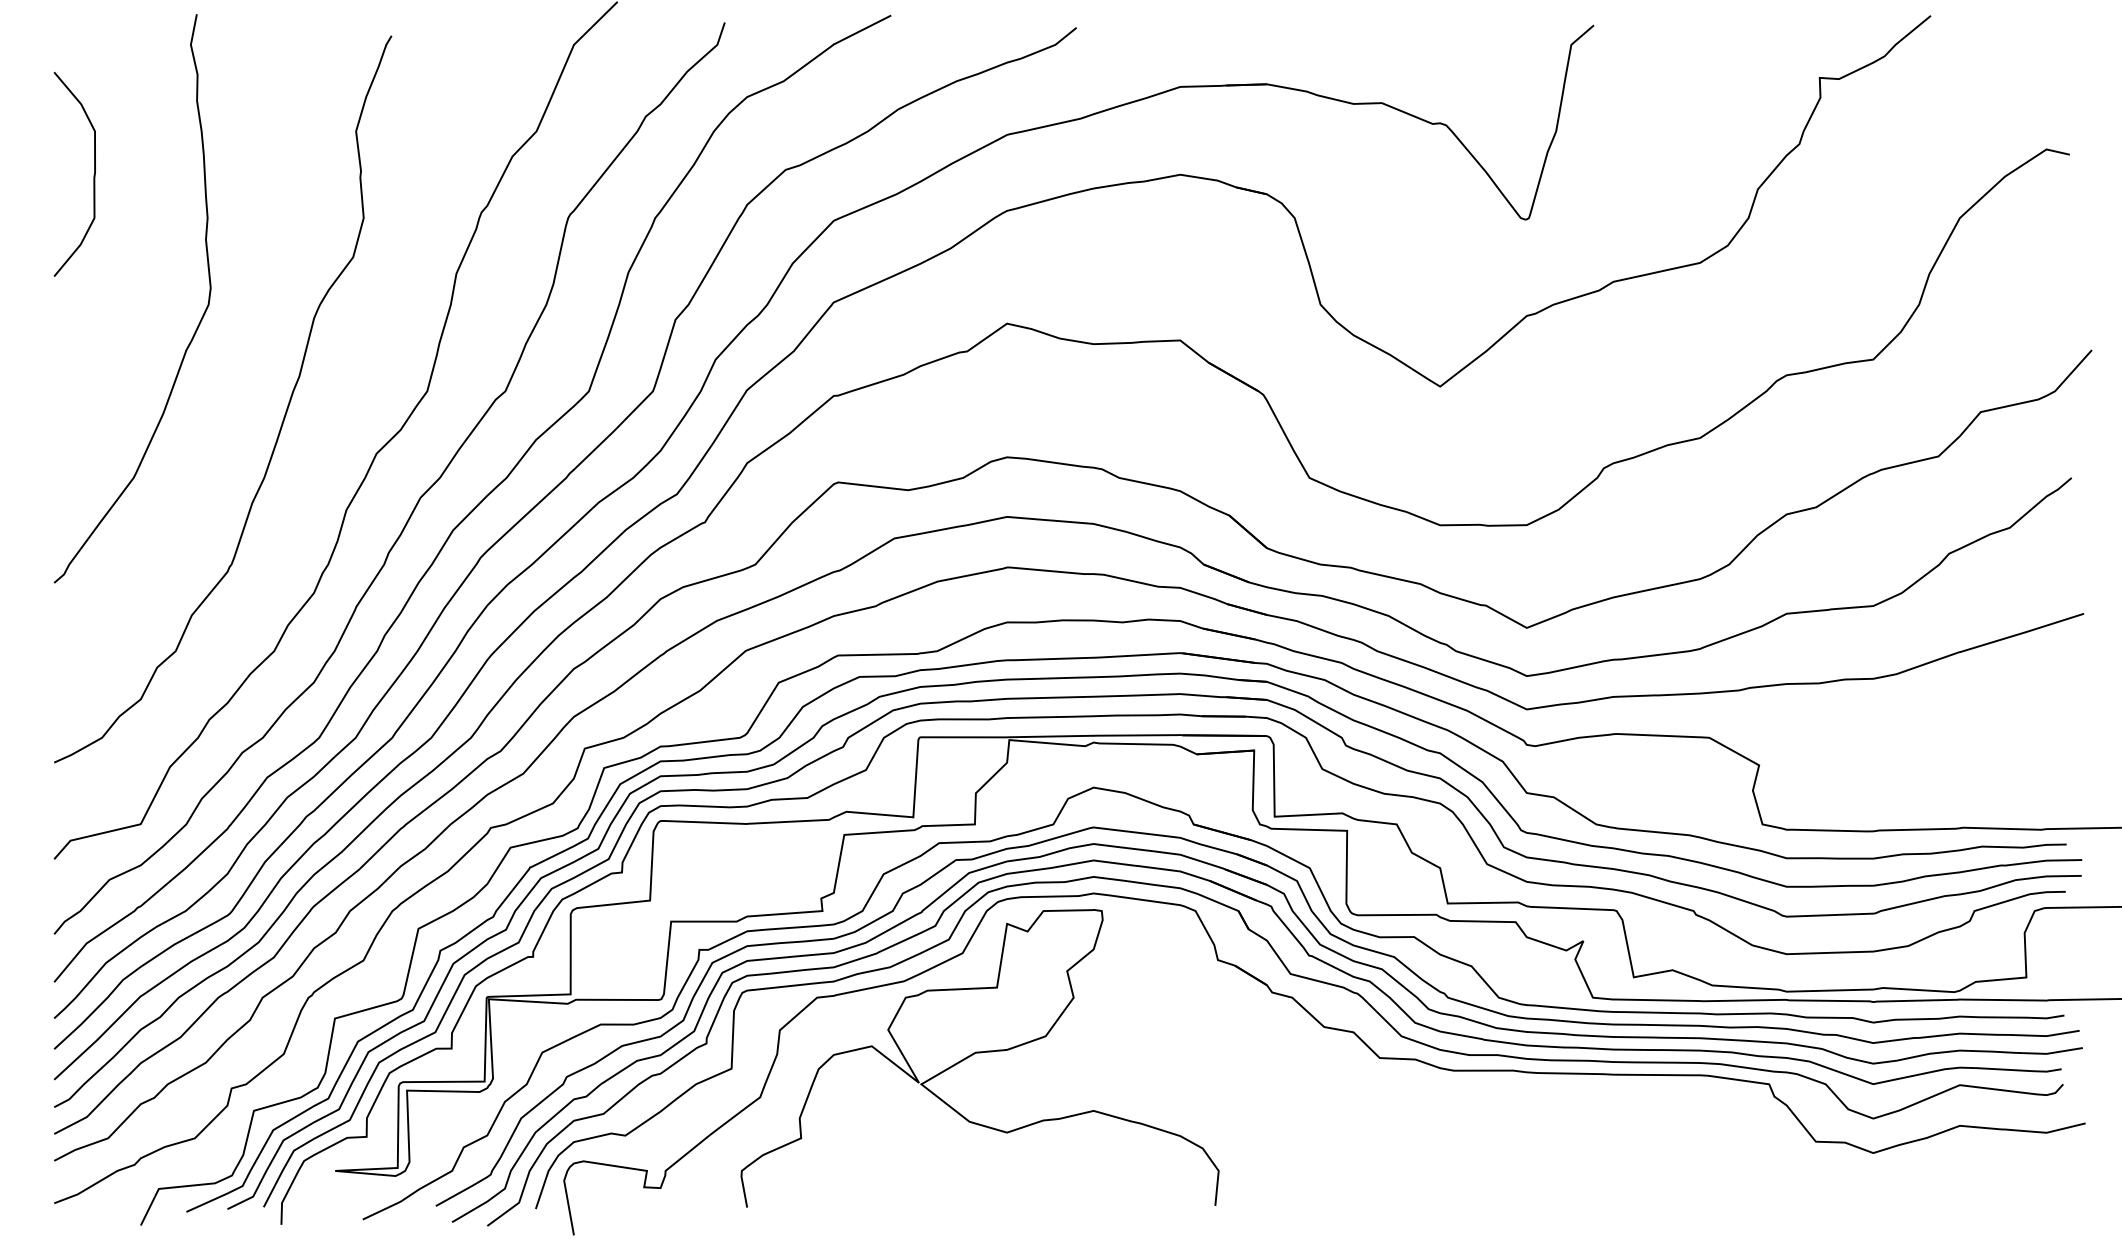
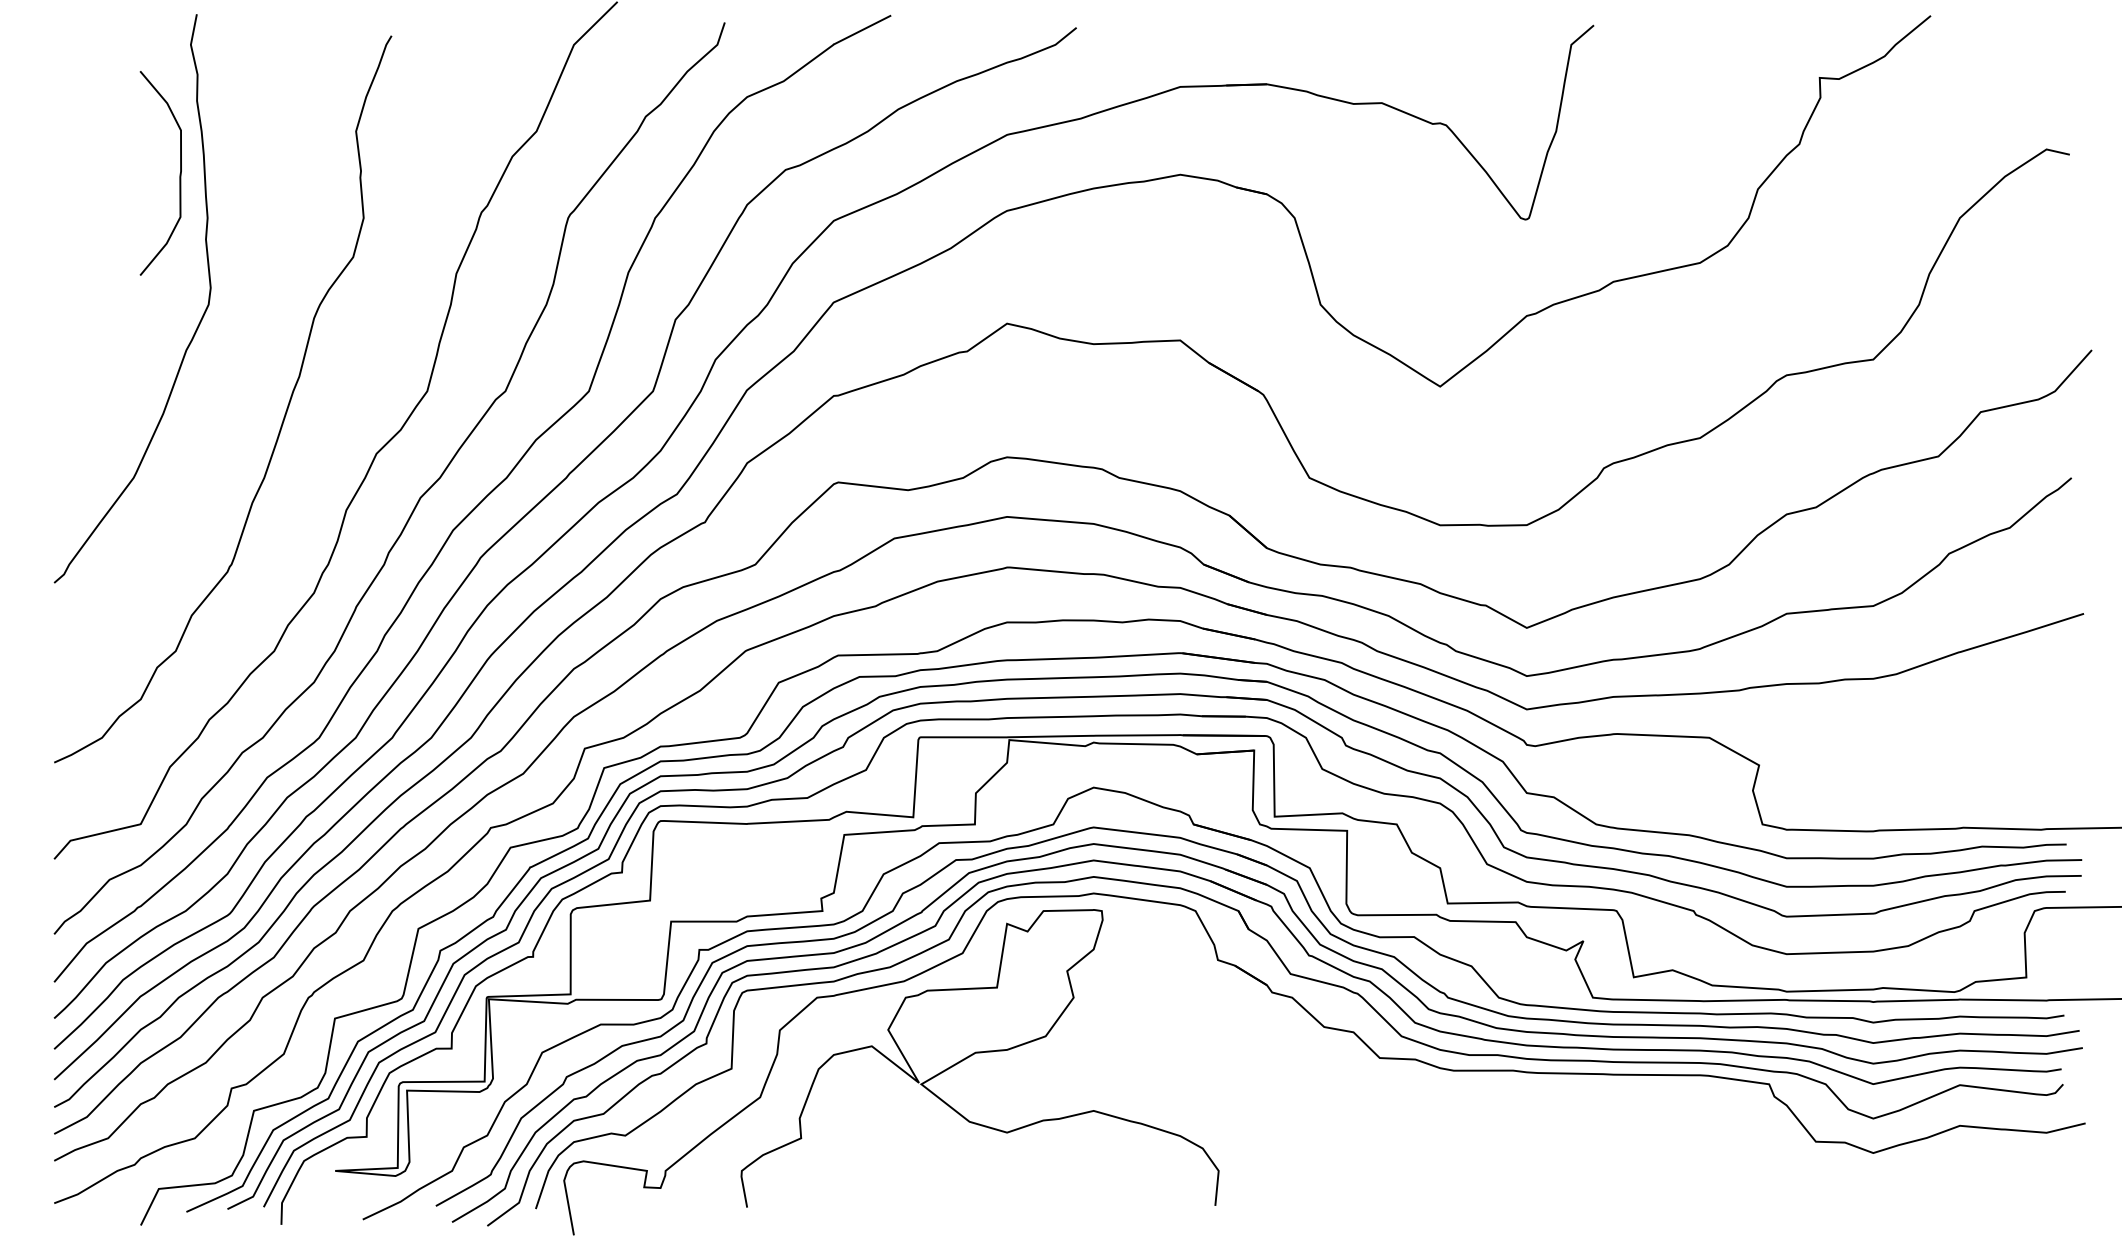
curve position: (93, 174) -> (179, 173) (179, 173)
